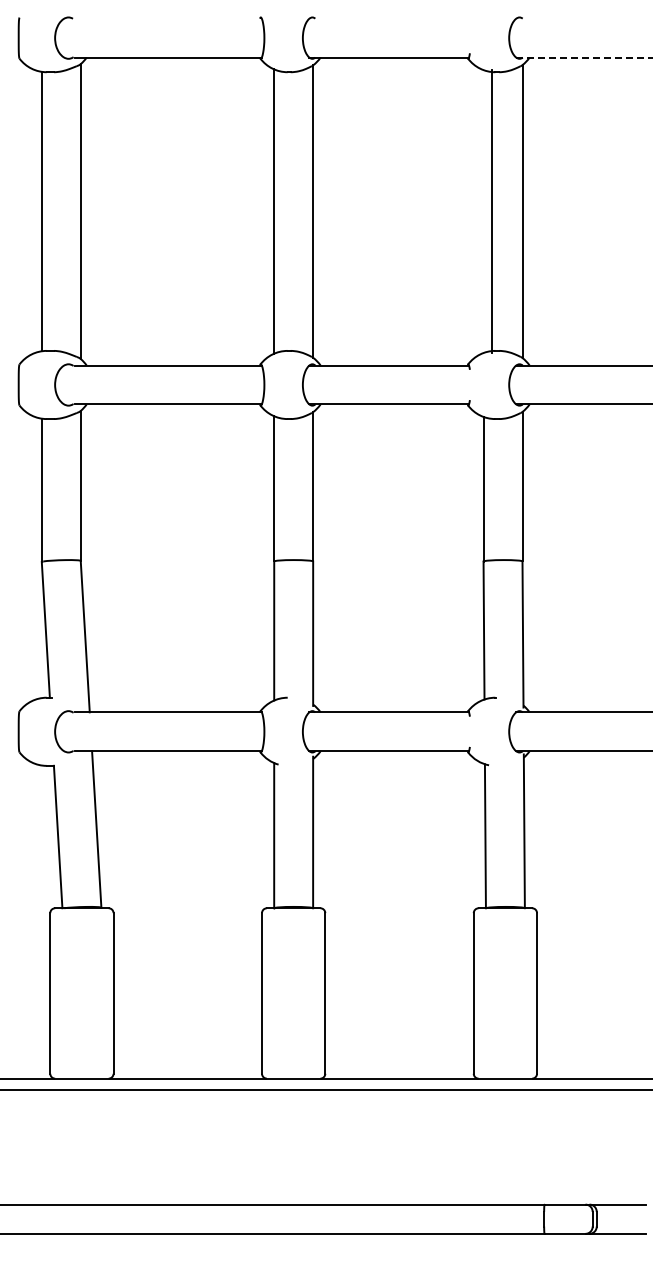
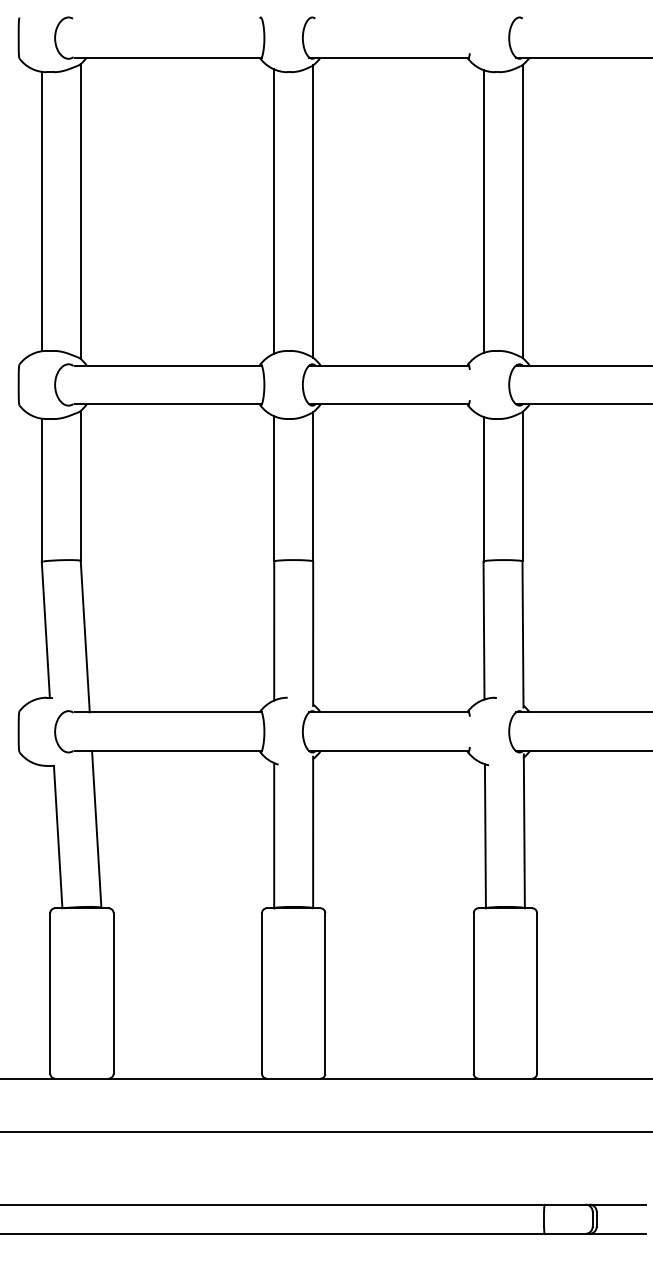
line: dashed -> solid (584, 57)
line position: (491, 211) -> (483, 211) (483, 211)
line position: (325, 1089) -> (325, 1131) (325, 1131)
